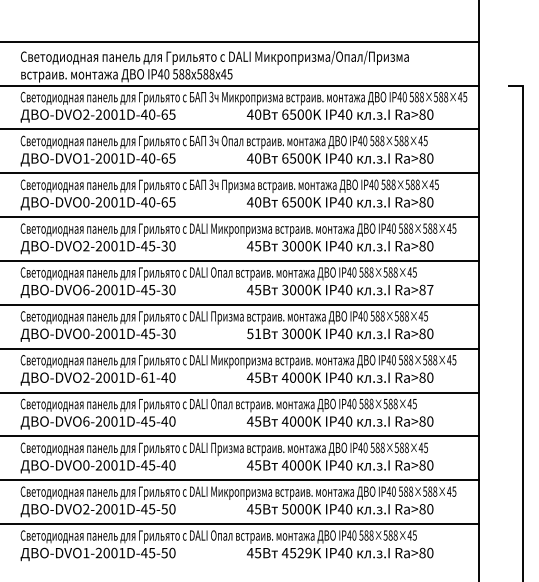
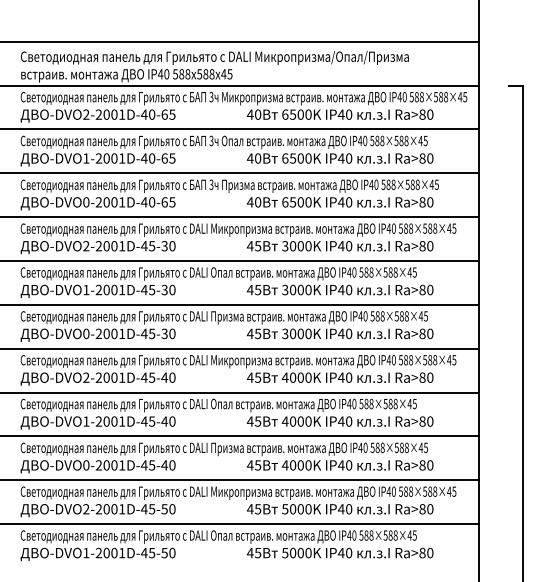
text: -DVO6-2001D-45-30 -> -DVO1-2001D-45-30 (86, 289)
text: Ra>87 -> Ra>80 (430, 289)
text: 51 -> 45 (253, 333)
text: -DVO2-2001D-61-40 -> -DVO2-2001D-45-40 (147, 377)
text: -DVO6-2001D-45-40 -> -DVO1-2001D-45-40 (86, 421)
text: 4529K -> 5000K (296, 552)
